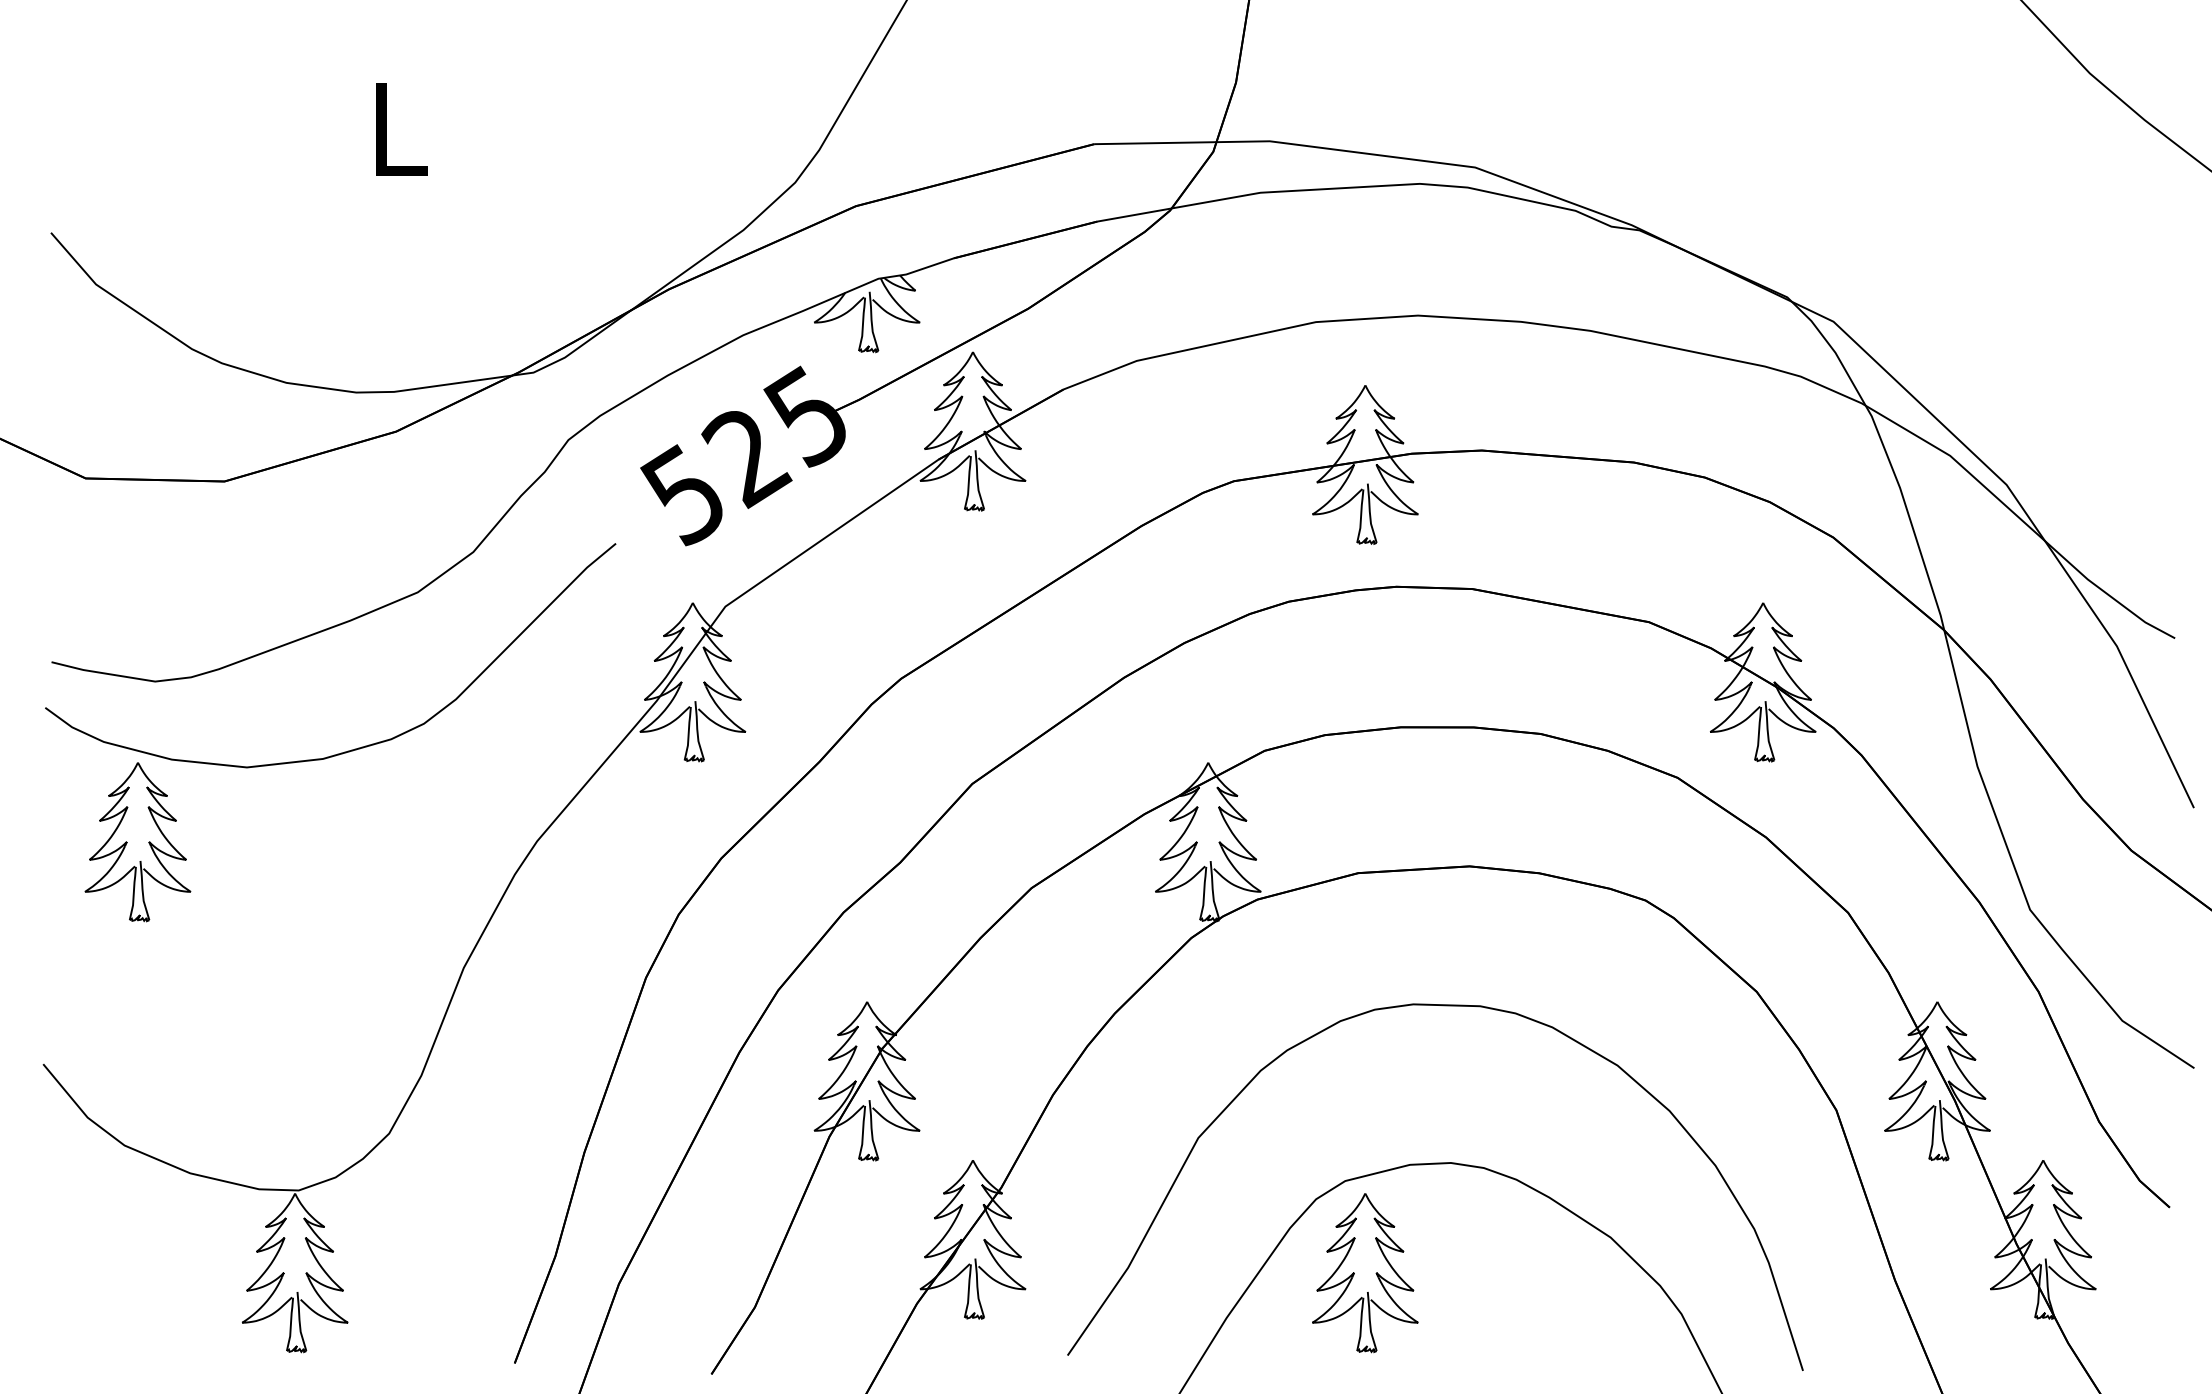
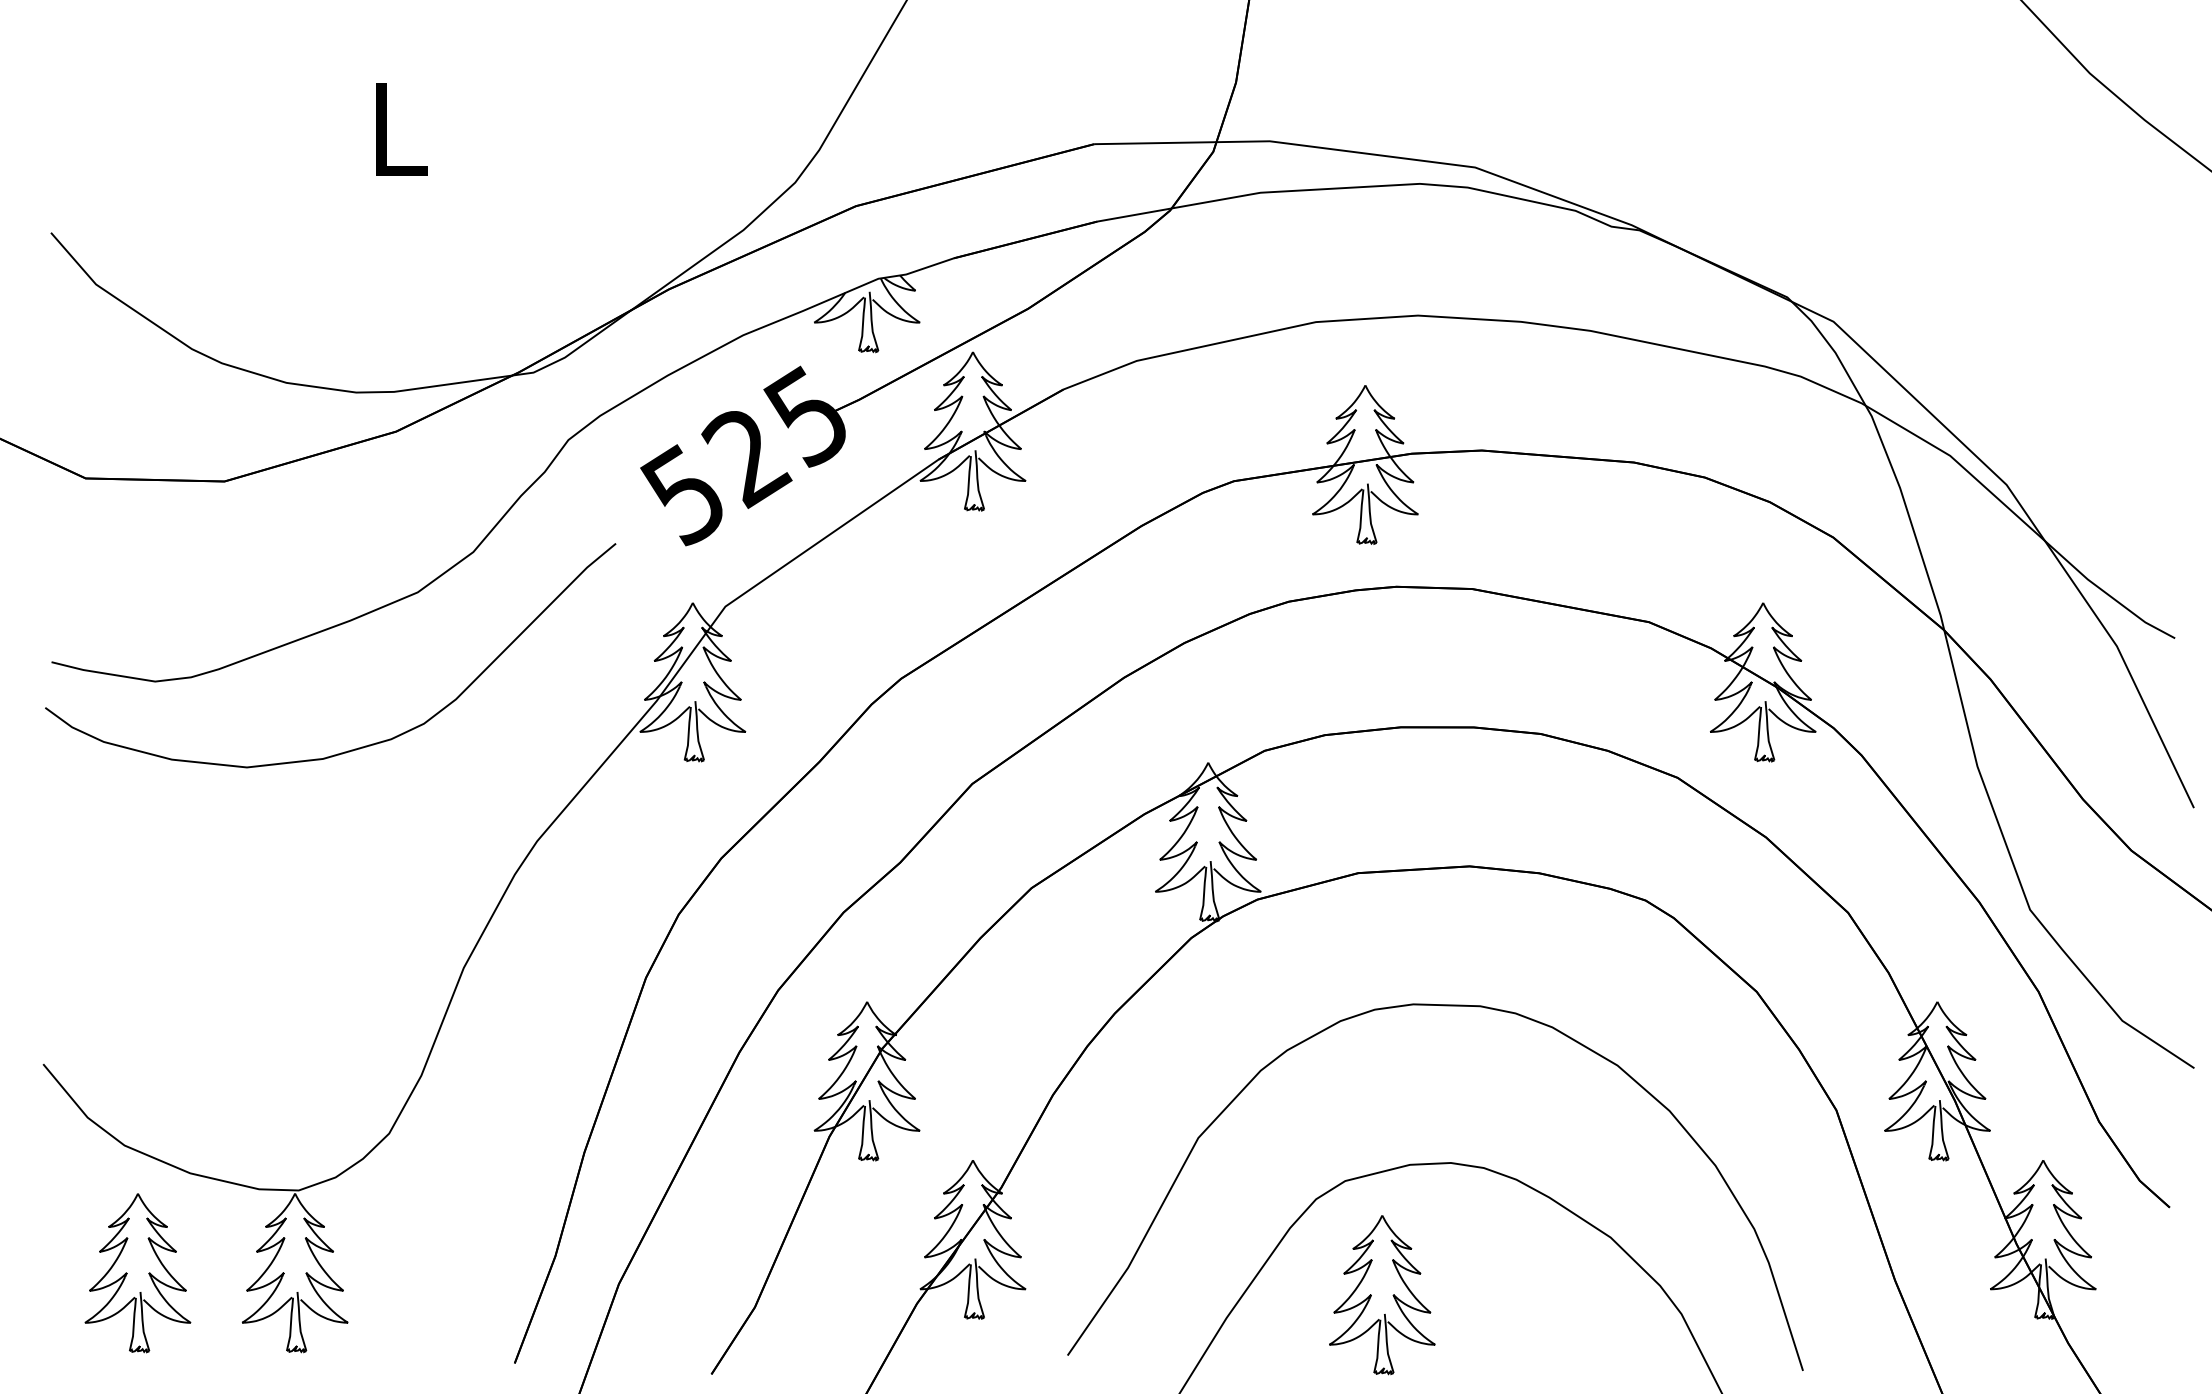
part position: (137, 842) -> (137, 1273) (137, 1273)
part position: (1365, 1273) -> (1382, 1295) (1382, 1295)
